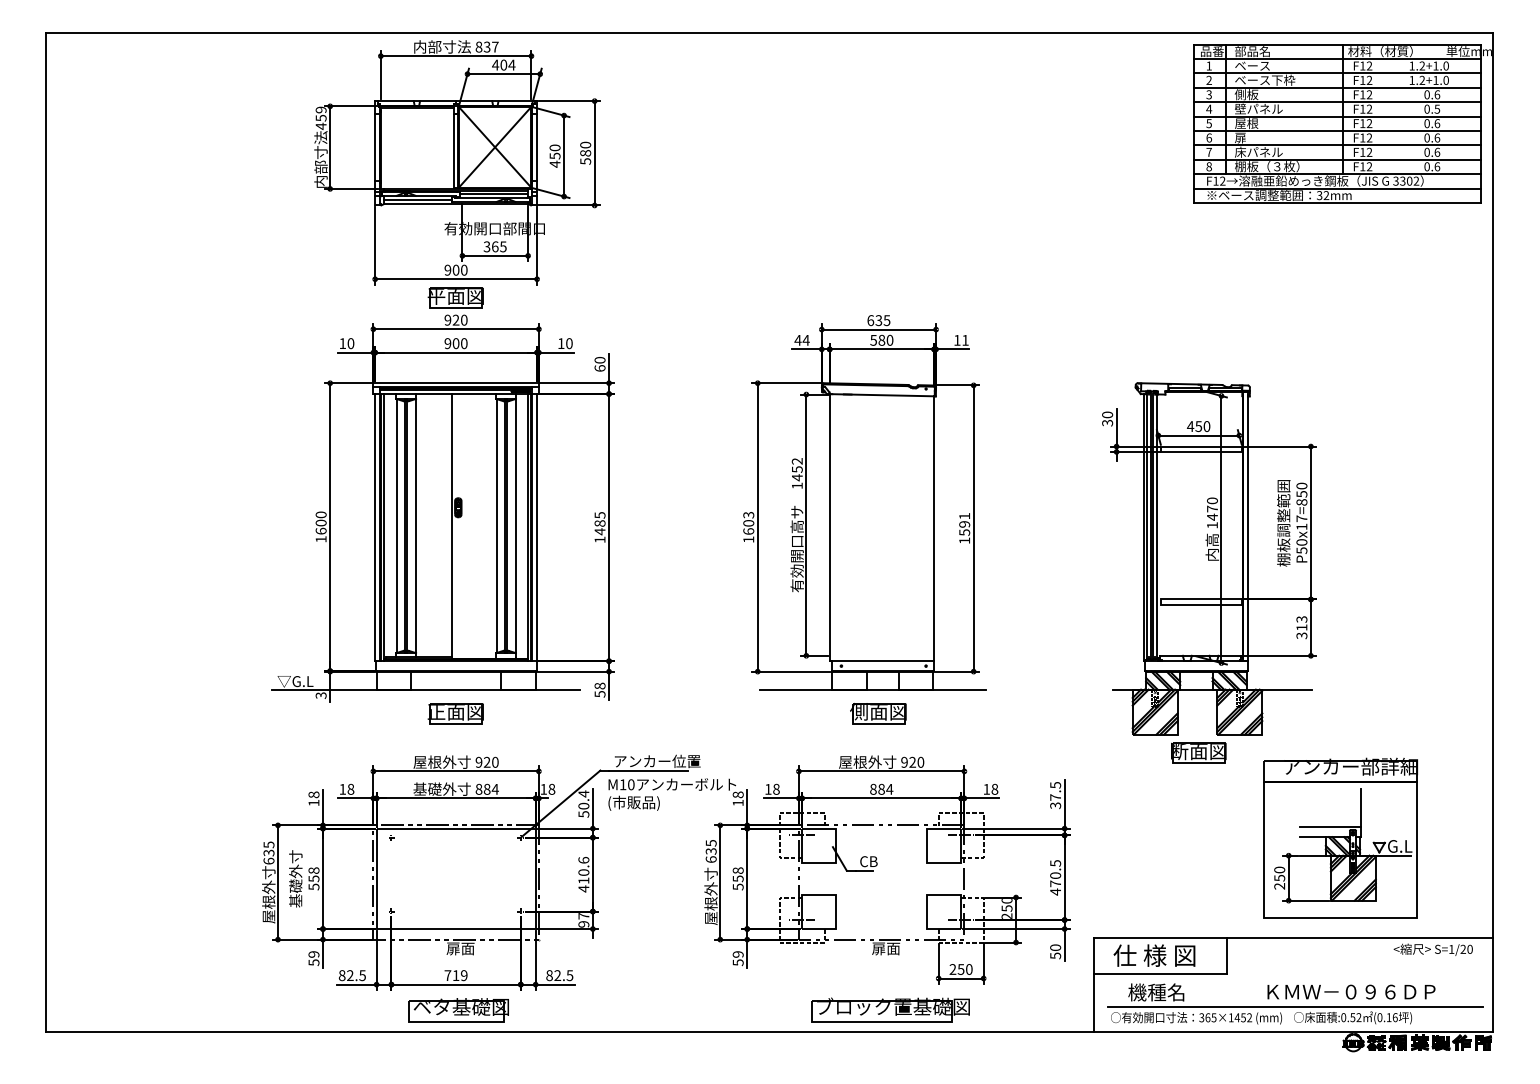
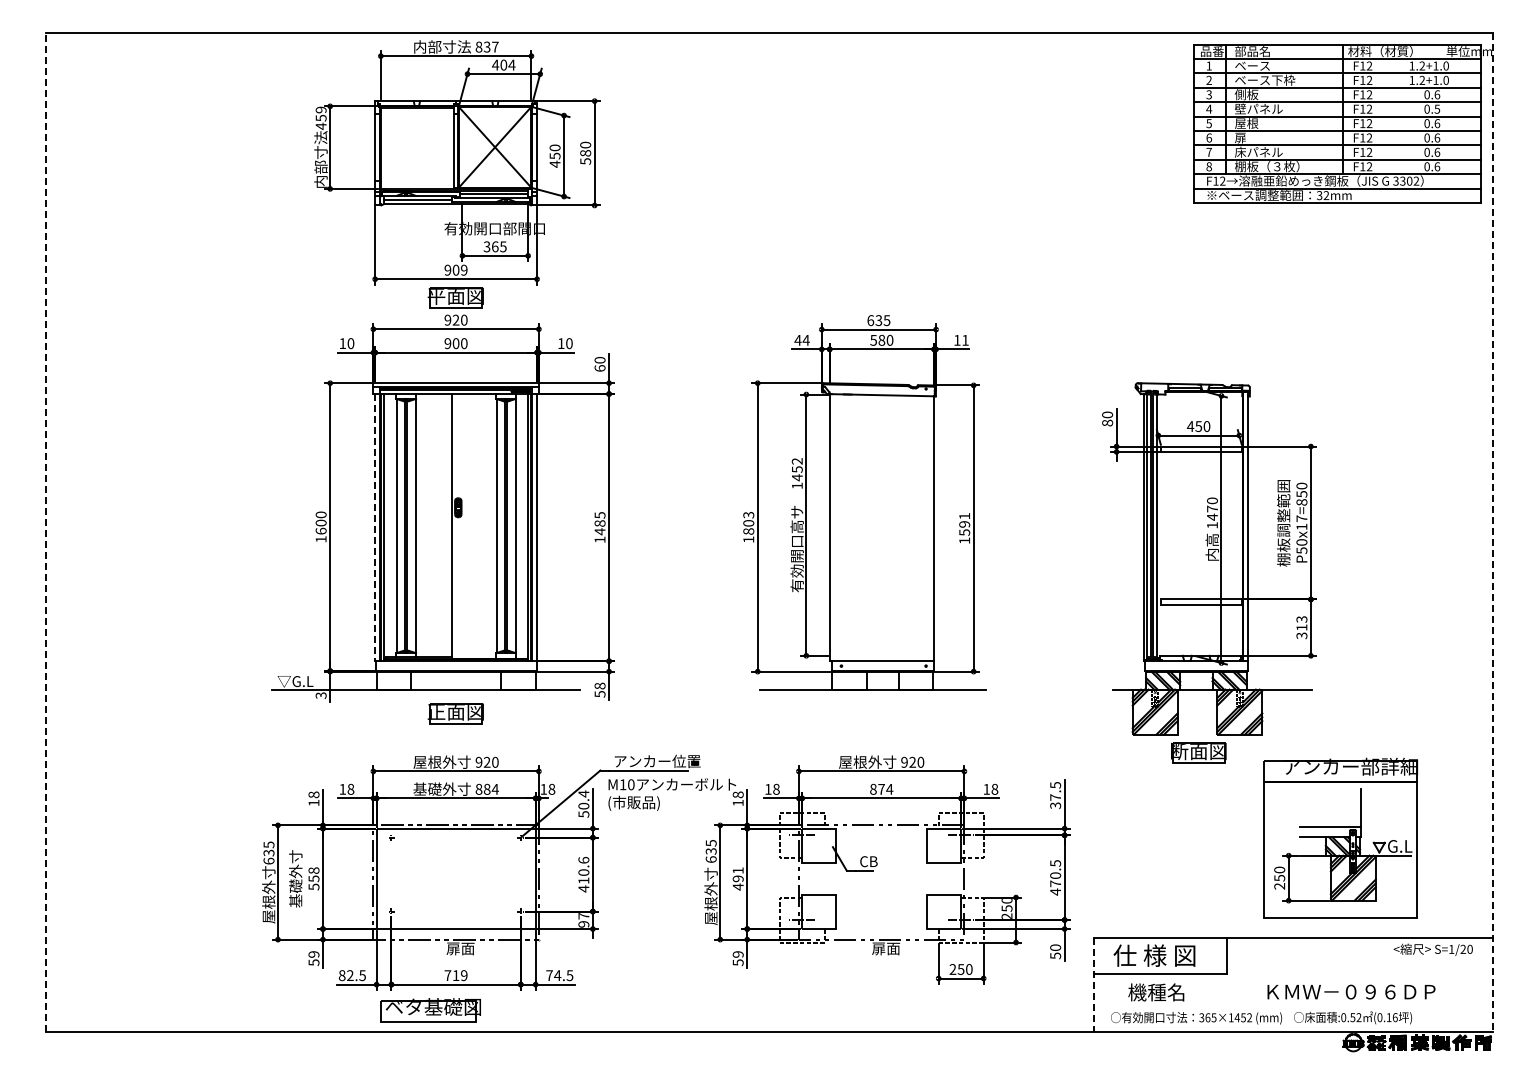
text: 900 -> 909 (463, 270)
text: 30 -> 80 (1107, 422)
line: solid -> dashed (375, 527)
text: 1603 -> 1803 (748, 531)
line: solid -> dashed (46, 532)
line: solid -> dashed (1493, 532)
part: present -> none (878, 713)
text: 884 -> 874 (881, 788)
text: 558 -> 491 (737, 878)
text: 82.5 -> 74.5 (553, 975)
line: solid -> dashed (1094, 984)
line: present -> none (1295, 1006)
part: present -> none (890, 1009)
part position: (458, 1010) -> (430, 1010) (430, 1010)
